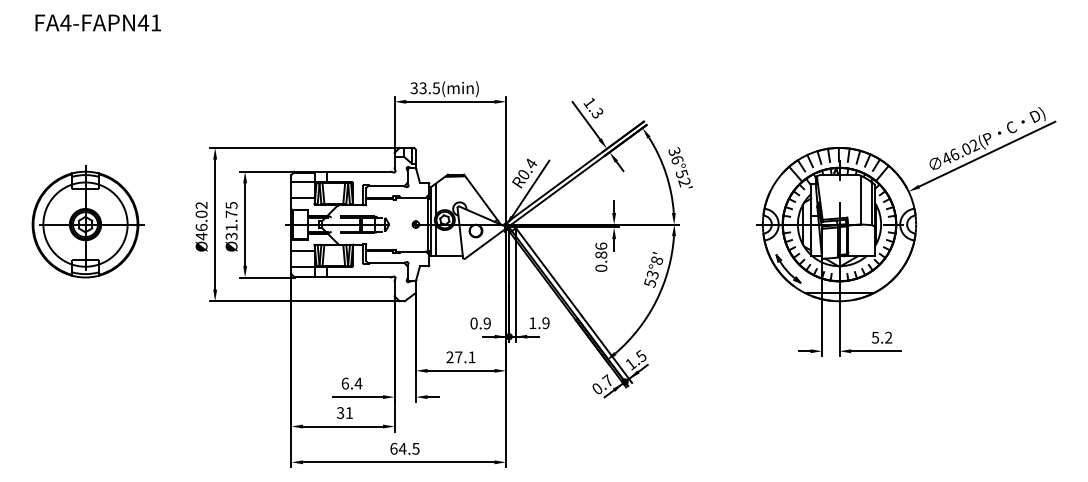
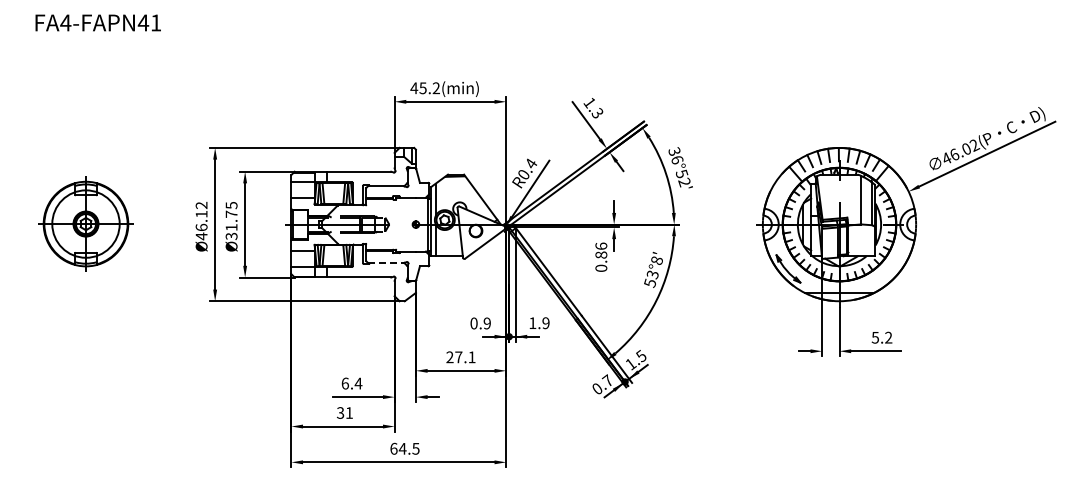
text: 33.5(min) -> 45.2(min) (424, 88)
text: Ø46.02 -> Ø46.12 (201, 213)
part size: 114x114 px -> 96x96 px (85, 223)
line: solid -> dashed (386, 262)
